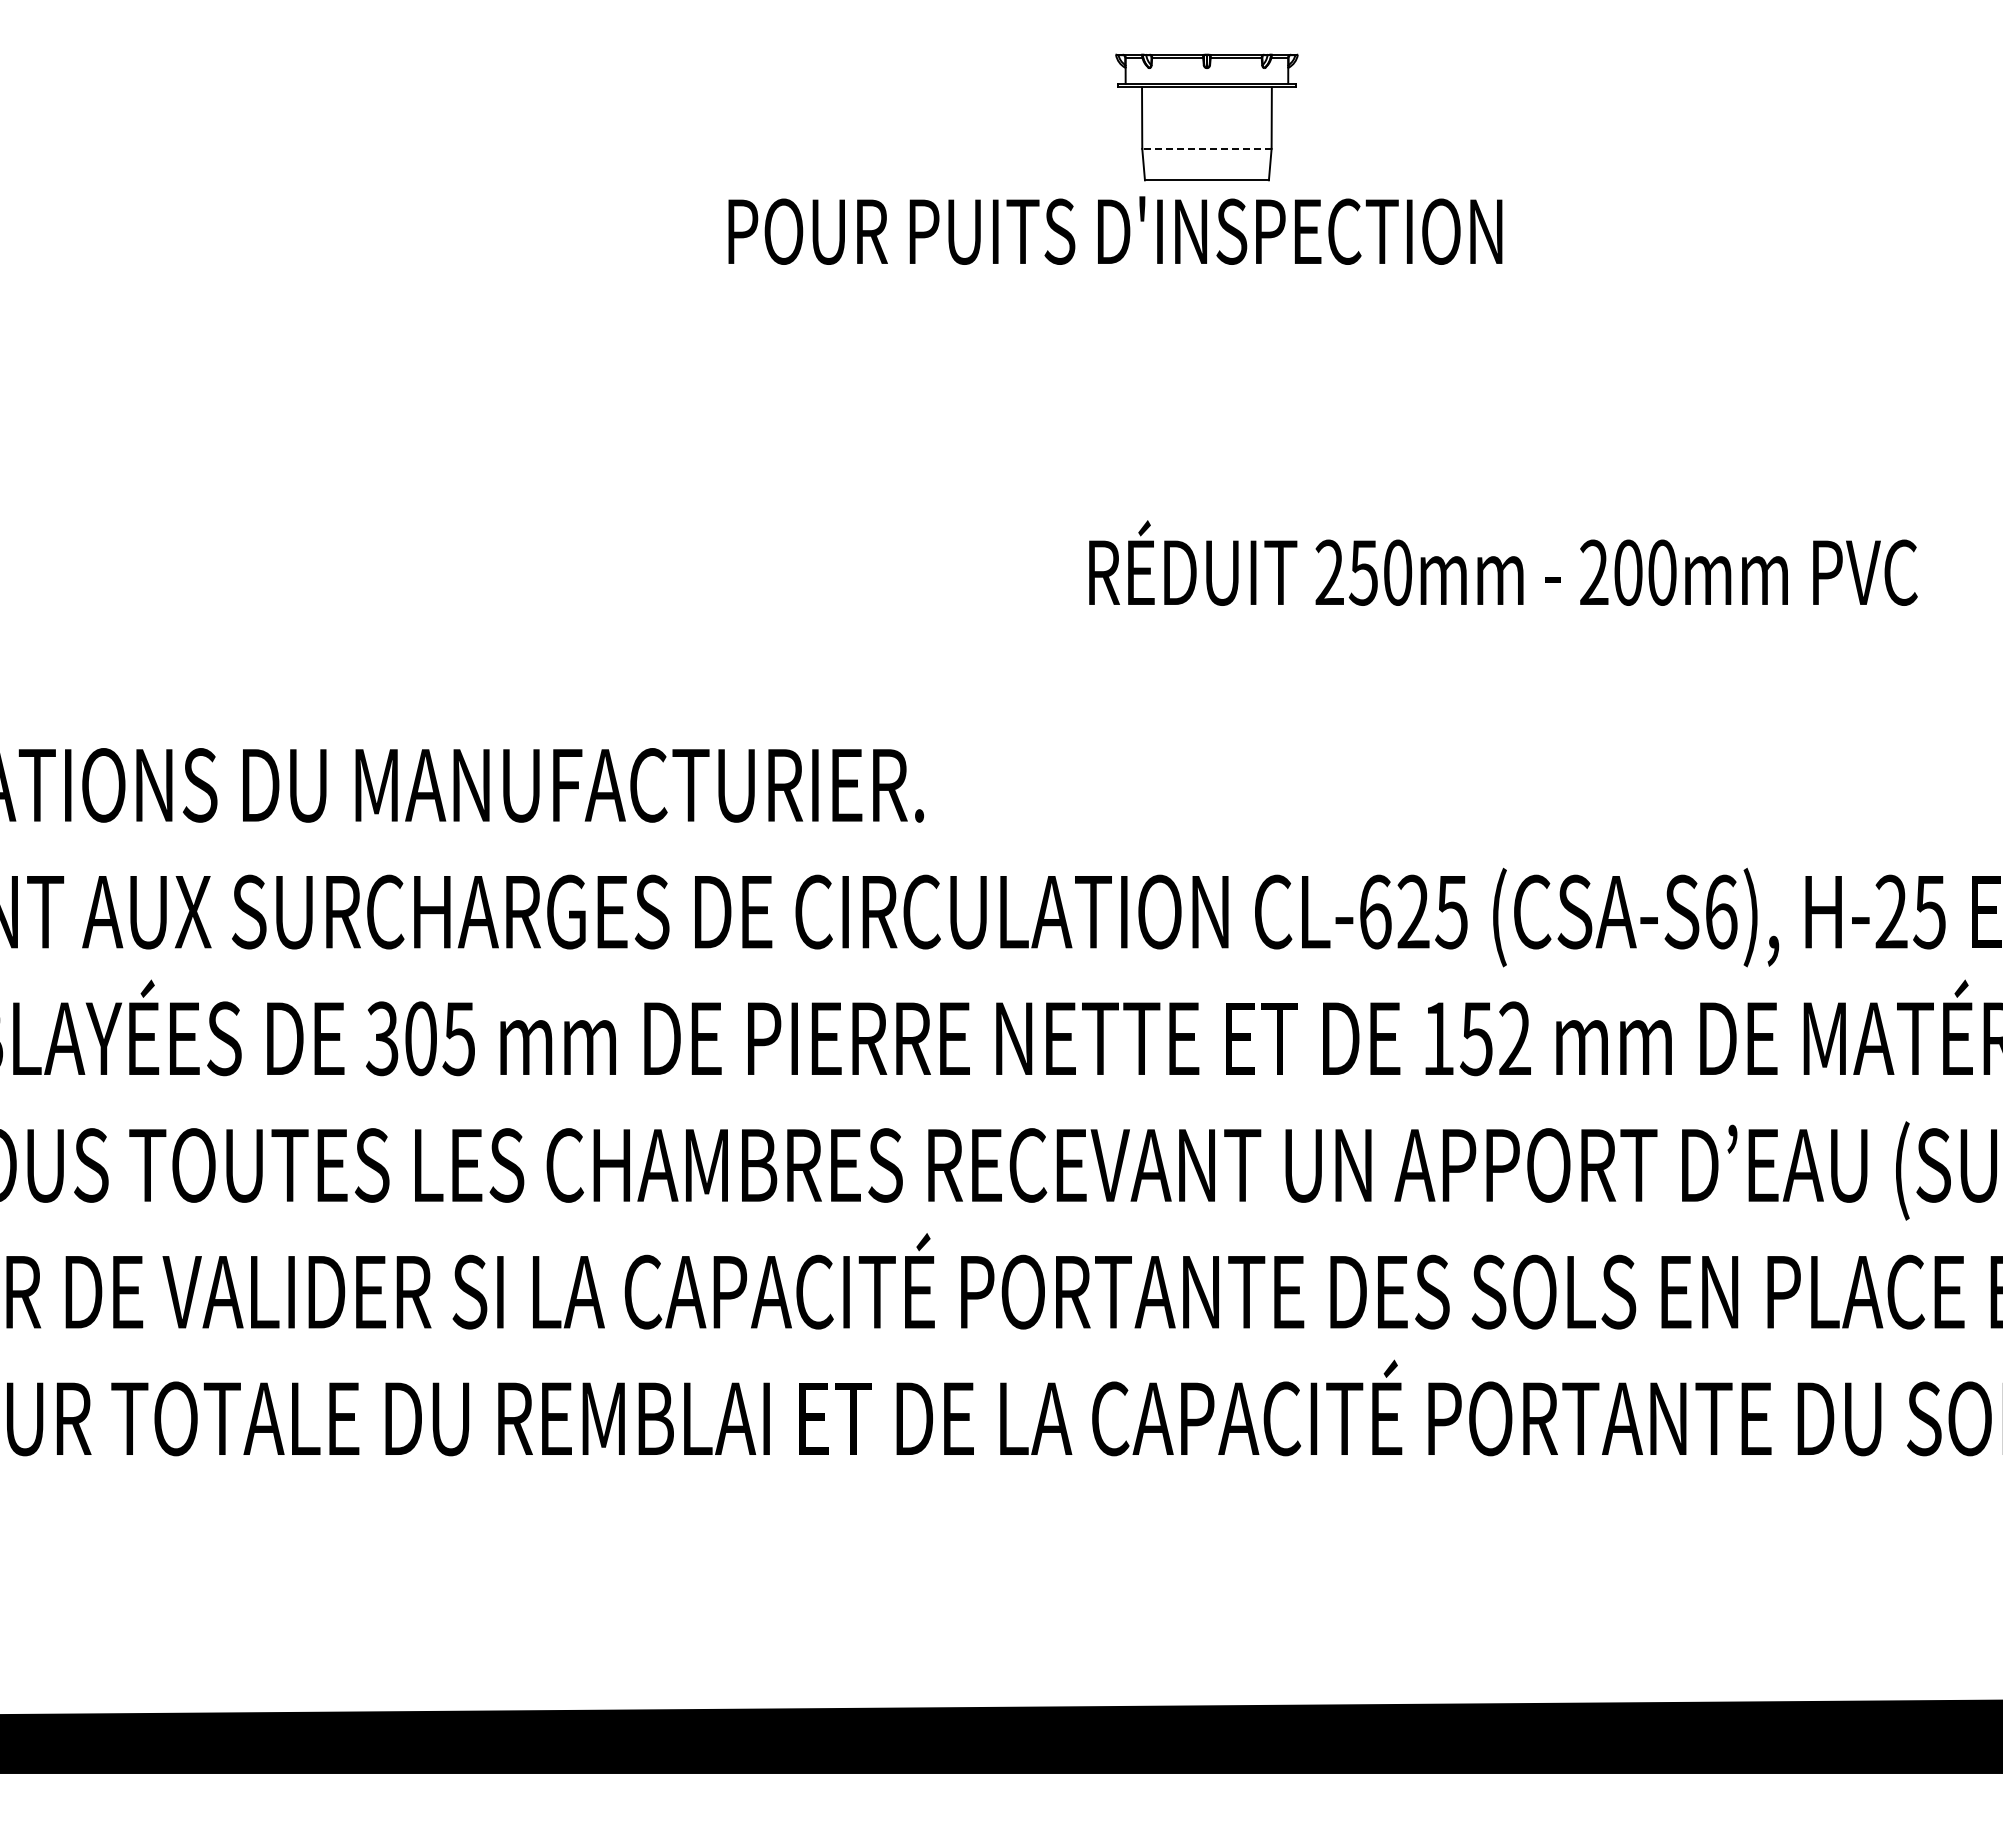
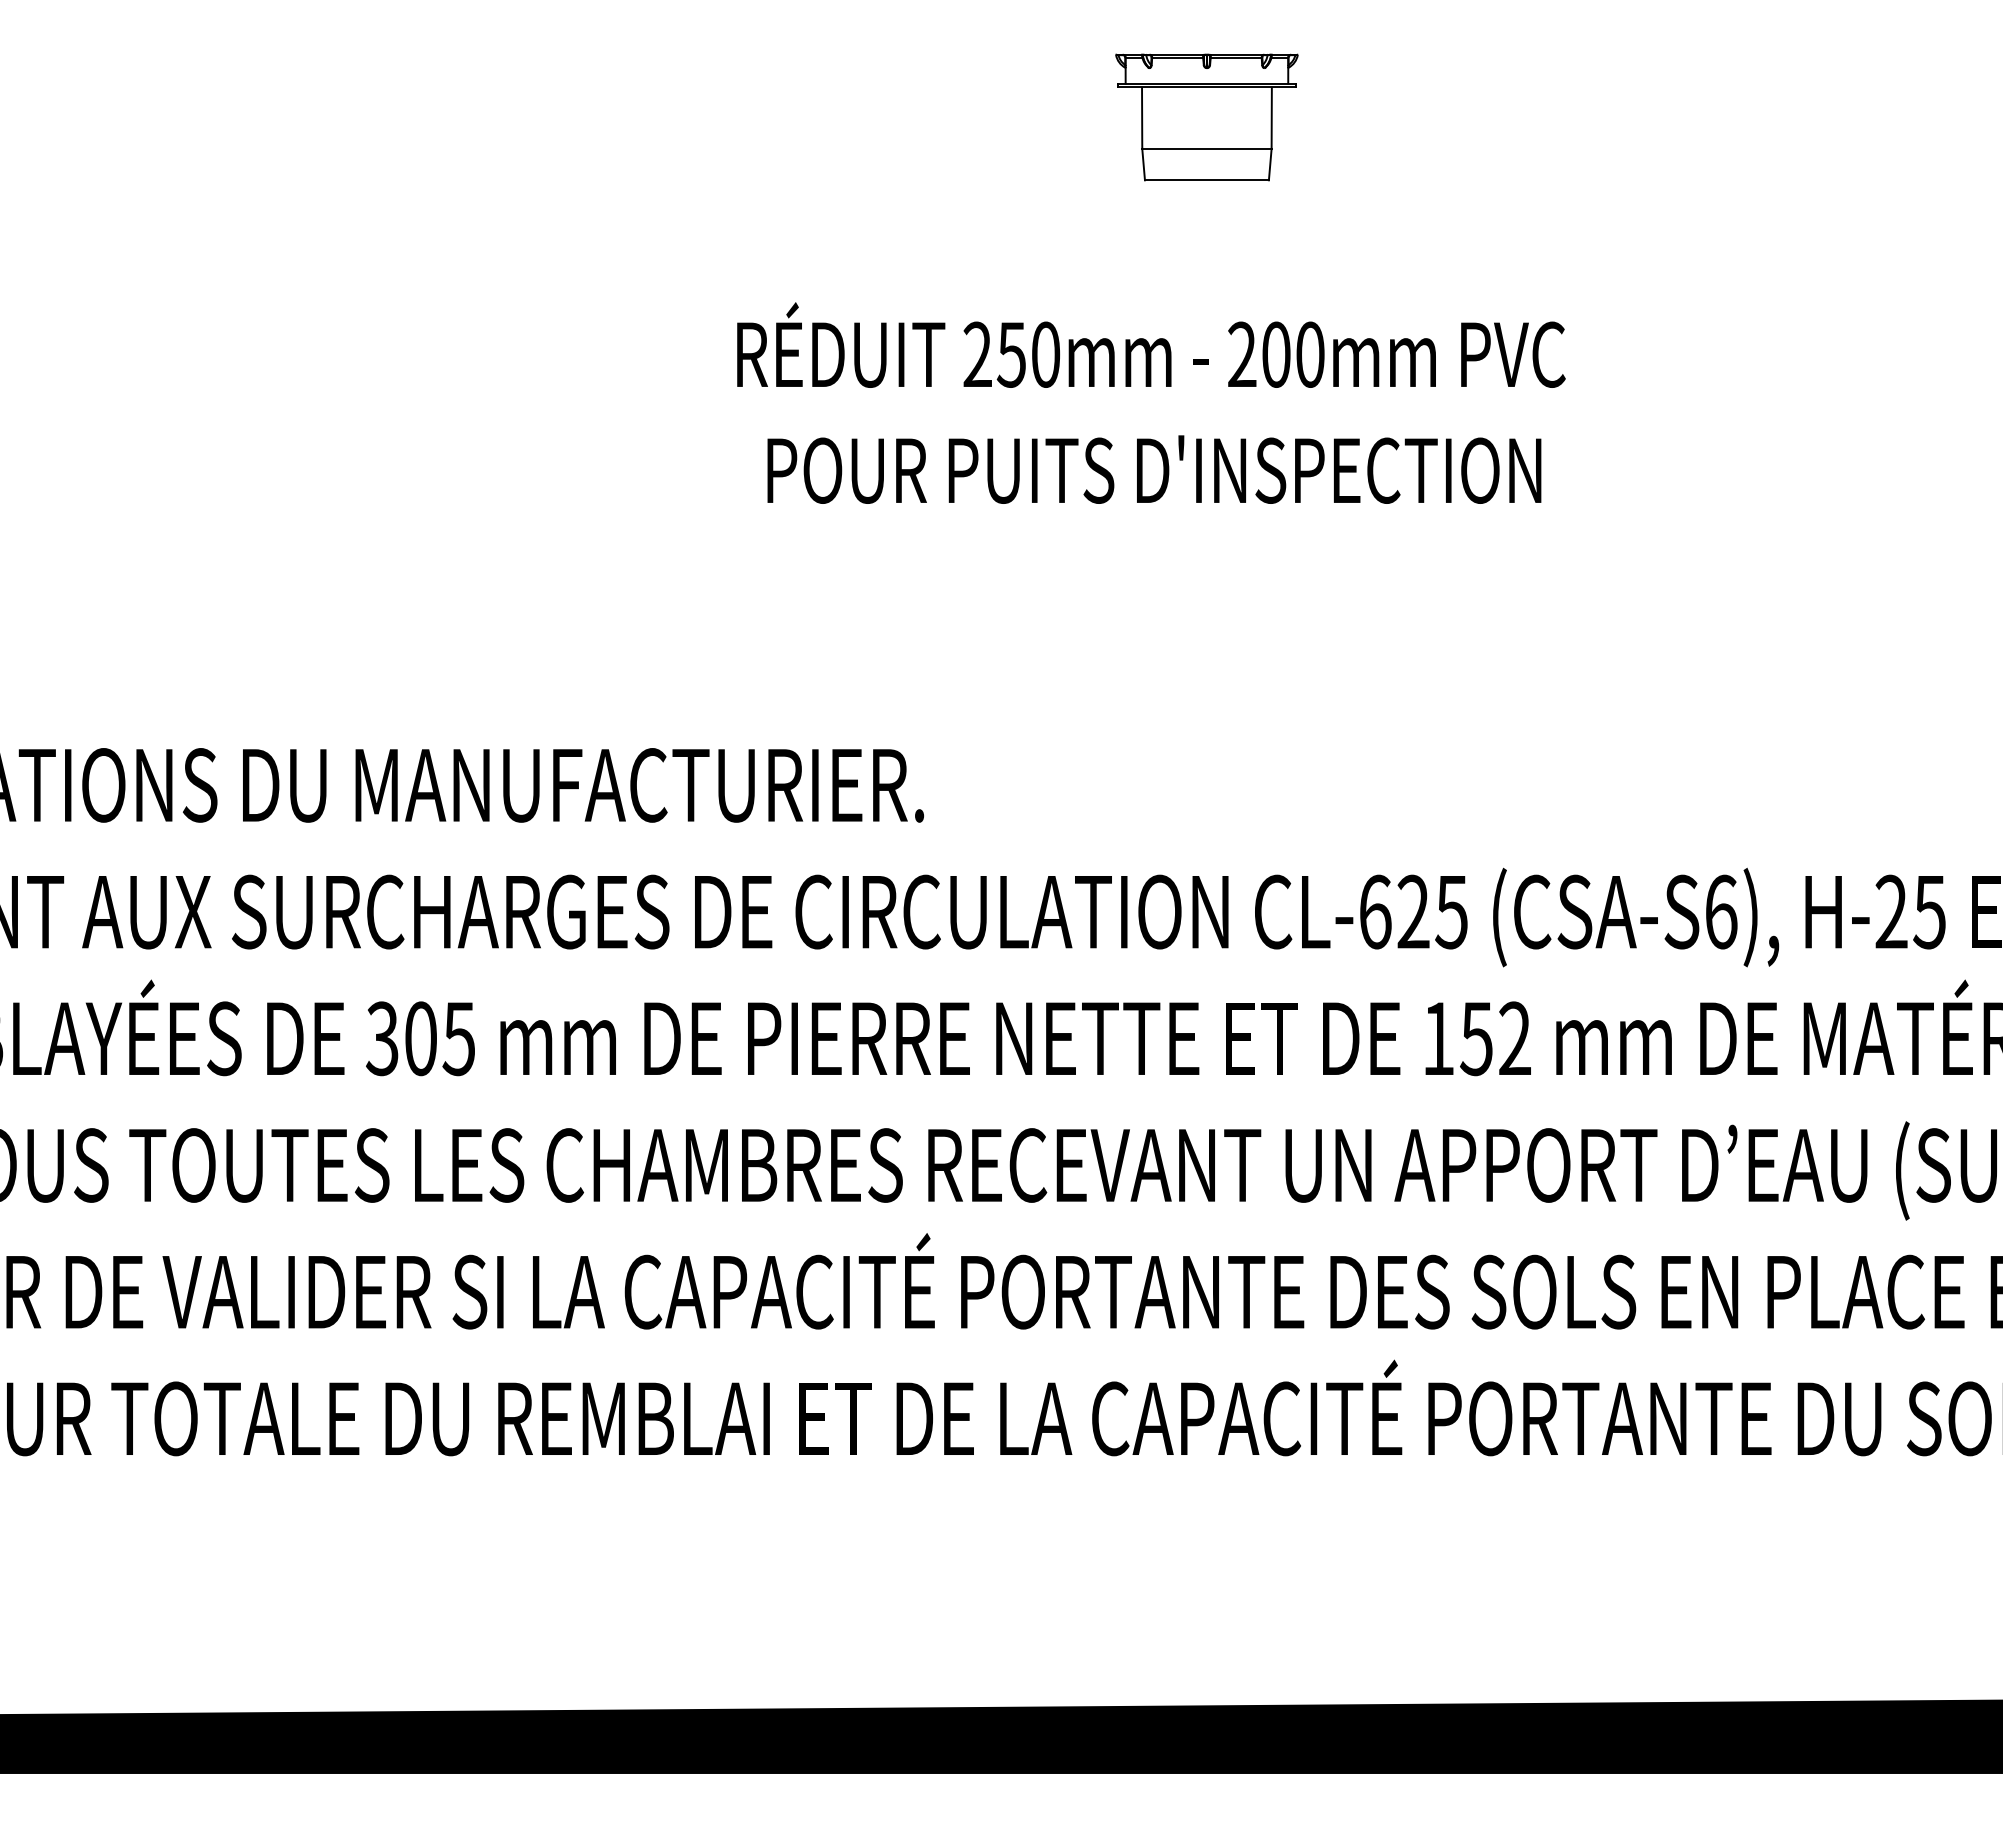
line: dashed -> solid (1206, 148)
text position: (1115, 230) -> (1154, 469) (1154, 469)
text position: (1503, 562) -> (1151, 344) (1151, 344)
